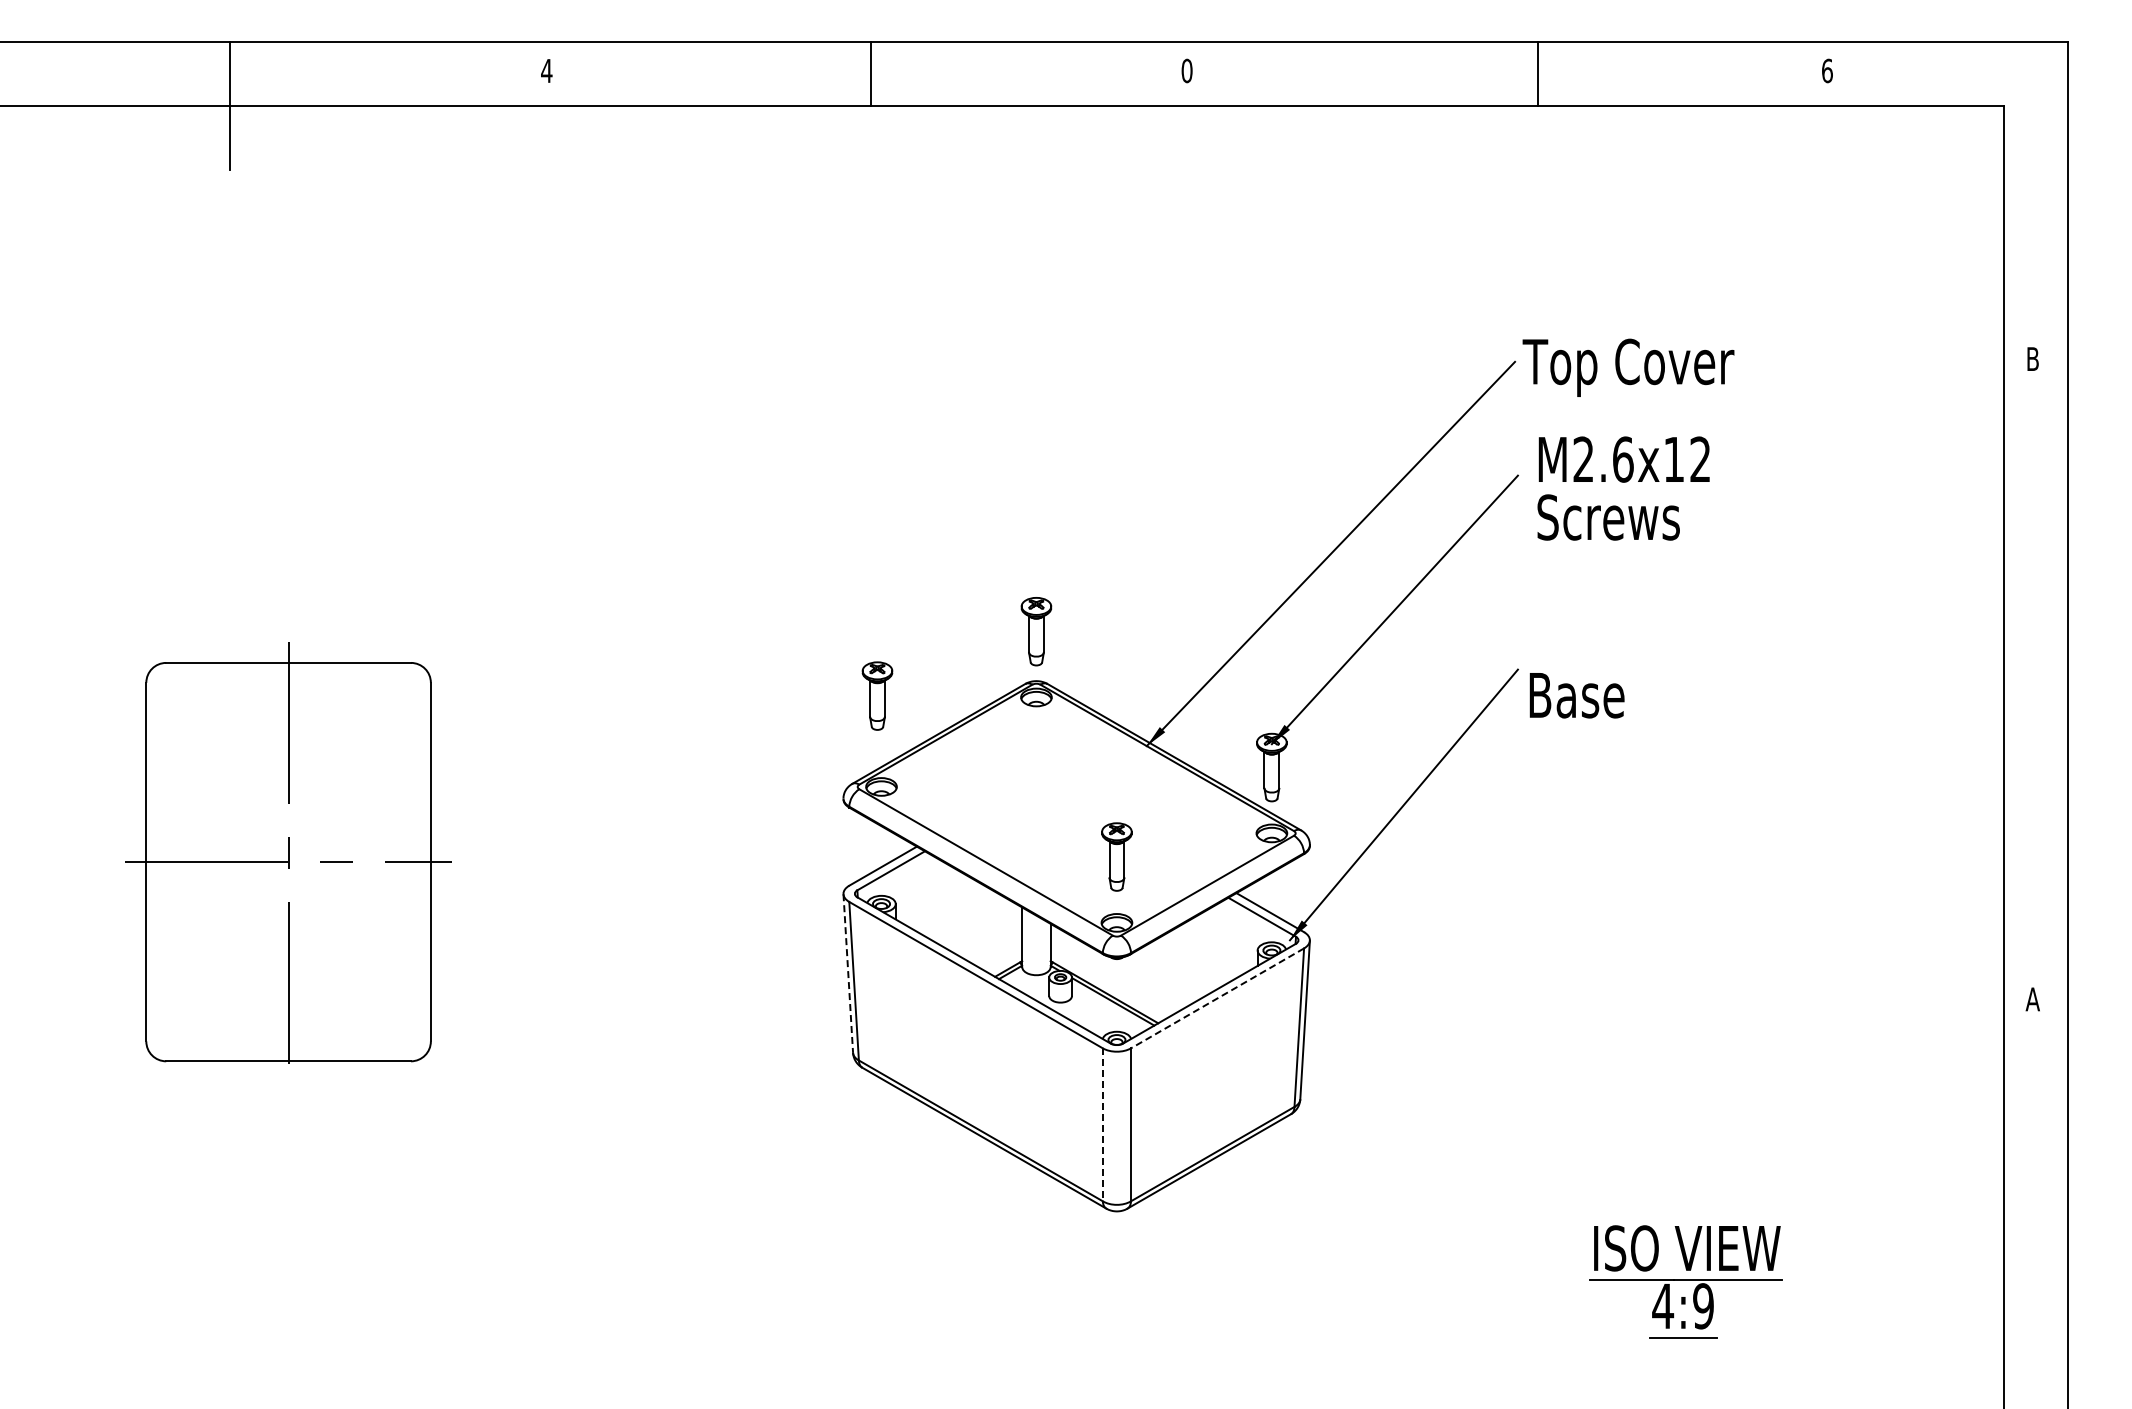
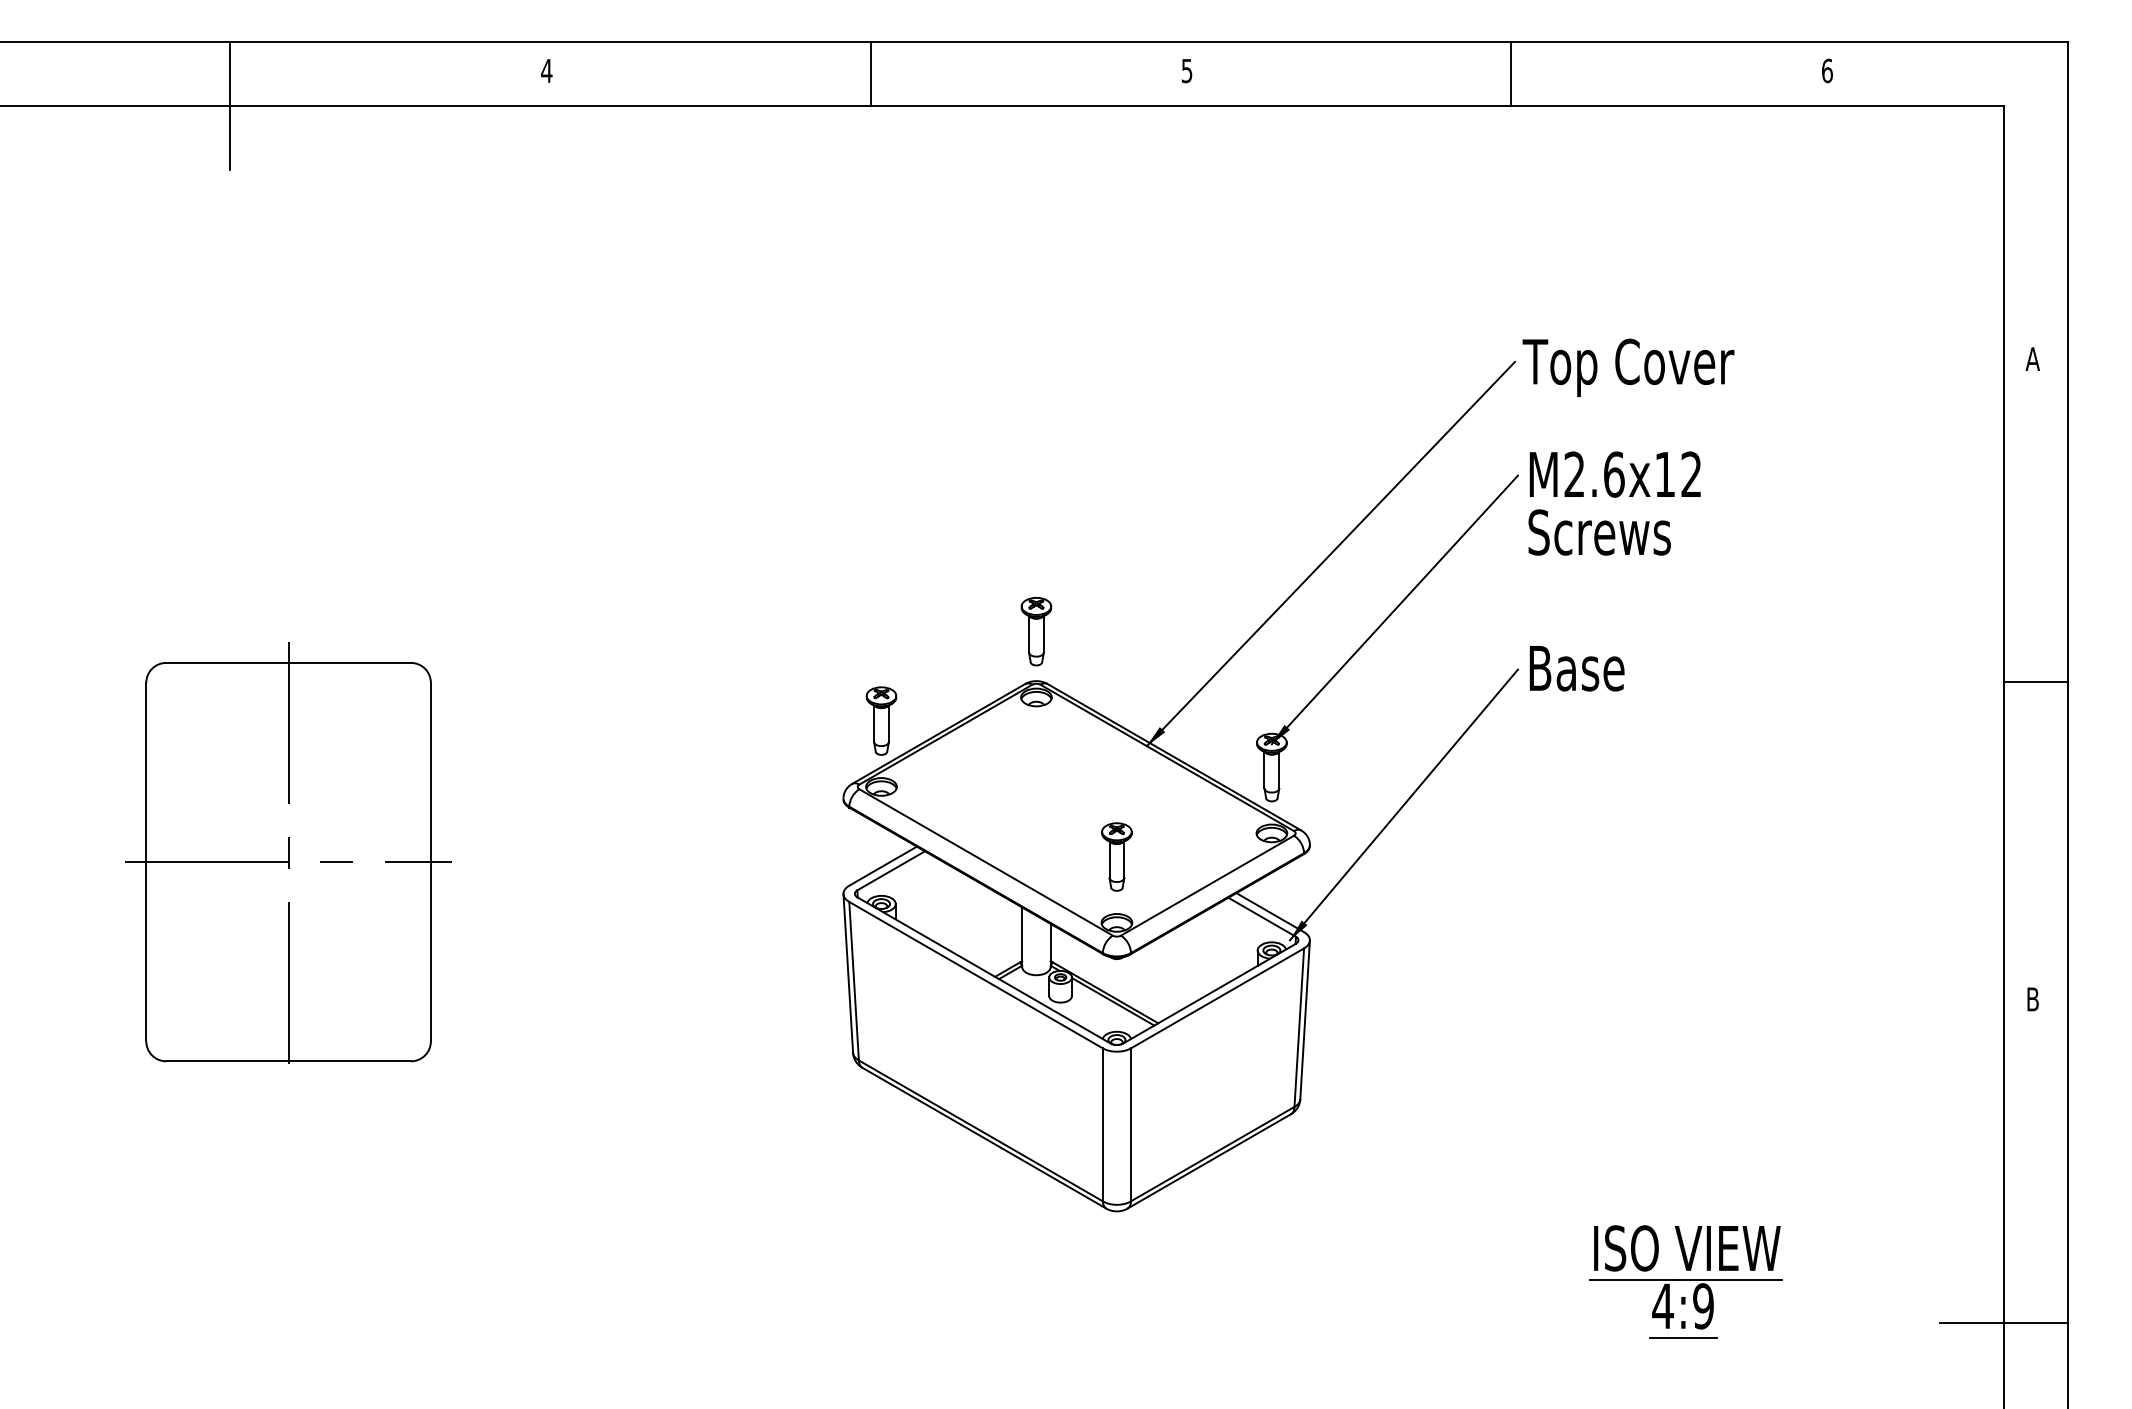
text: 0 -> 5 (1186, 70)
line position: (1537, 74) -> (1510, 74) (1510, 74)
text: B -> A (2032, 358)
text position: (1623, 488) -> (1614, 503) (1614, 503)
line: none -> present (2036, 682)
part position: (877, 695) -> (881, 720) (881, 720)
text position: (1576, 695) -> (1576, 668) (1576, 668)
line: dashed -> solid (848, 974)
line: dashed -> solid (1217, 998)
text: A -> B (2032, 999)
line: dashed -> solid (1102, 1125)
line: none -> present (2003, 1322)
